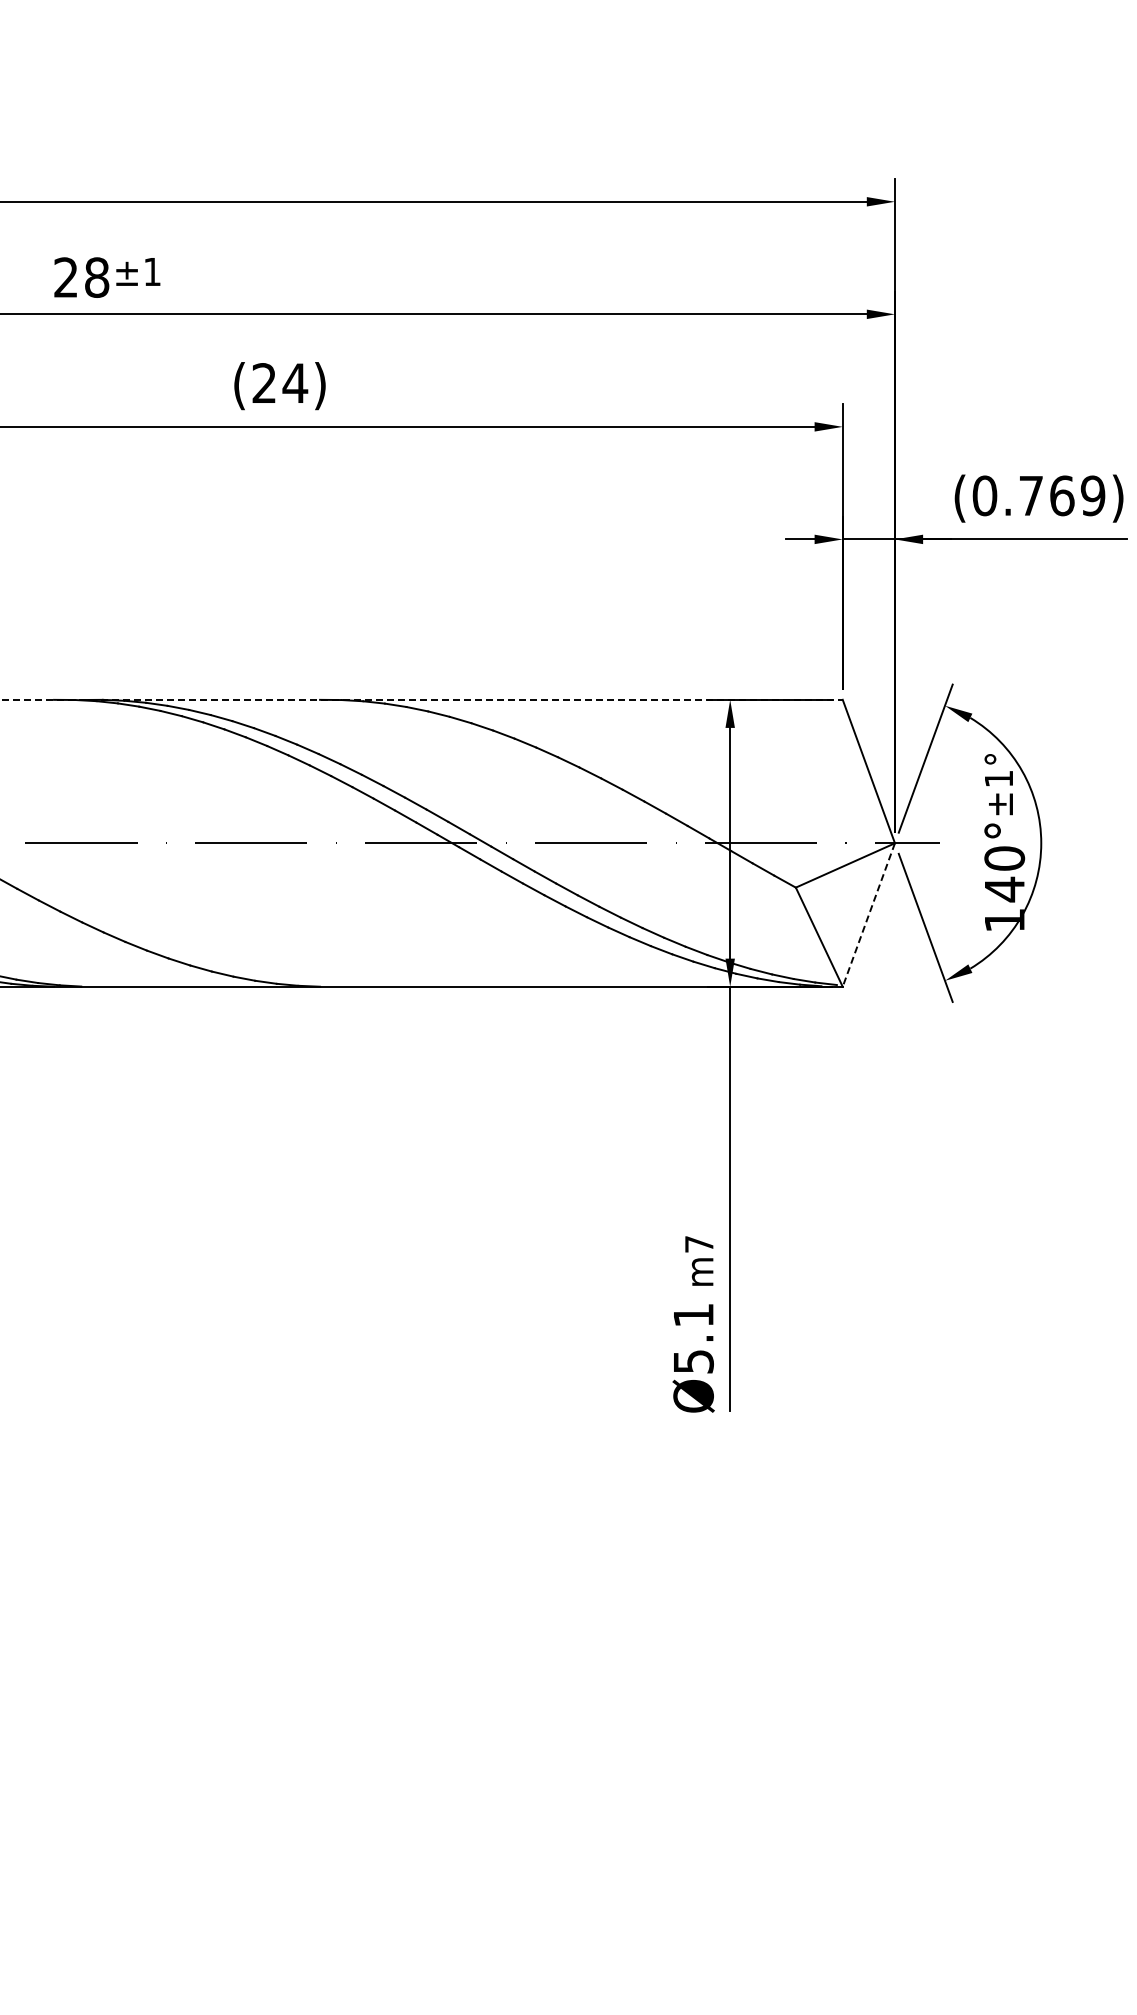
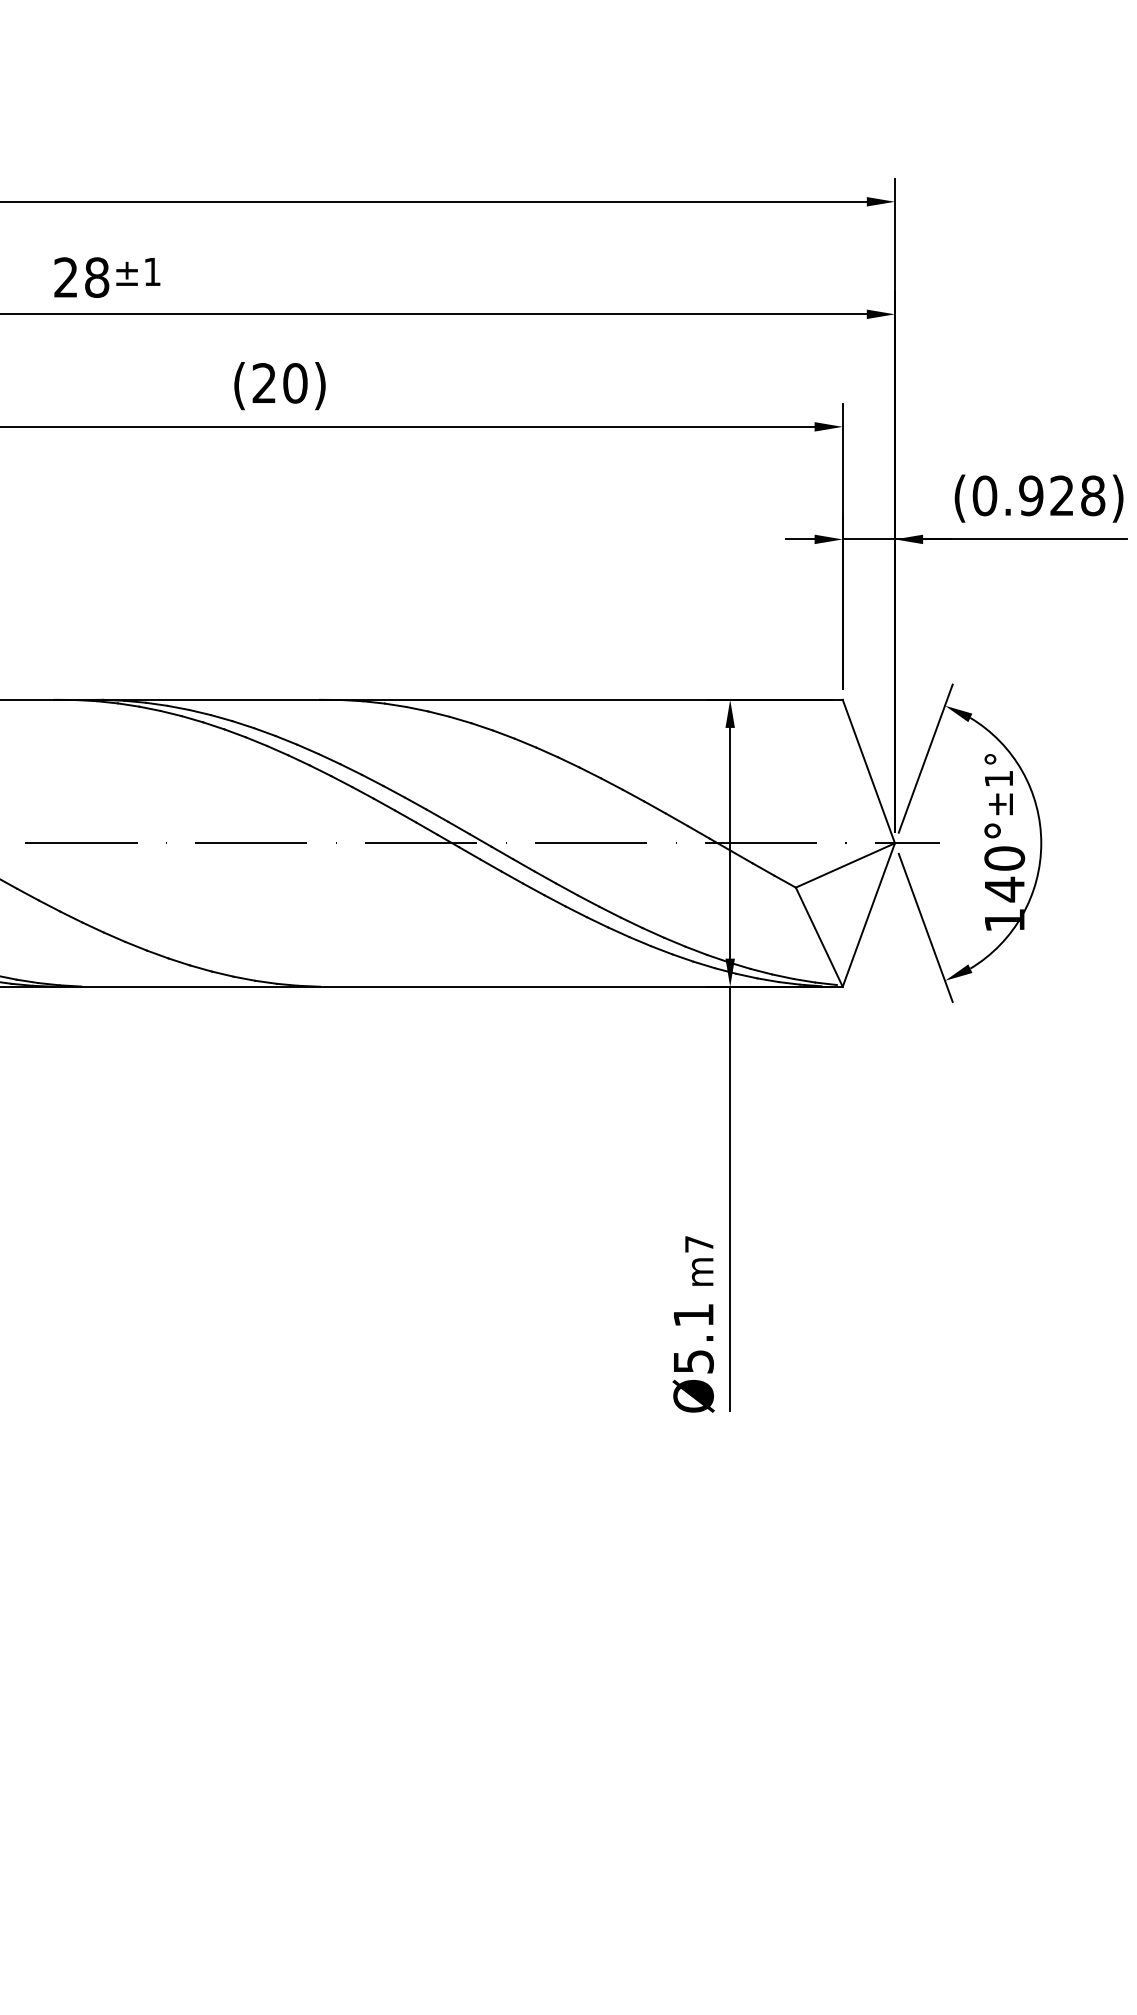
text: (24) -> (20) (295, 383)
text: (0.769) -> (0.928) (1062, 495)
line: dashed -> solid (421, 699)
line: dashed -> solid (868, 915)
